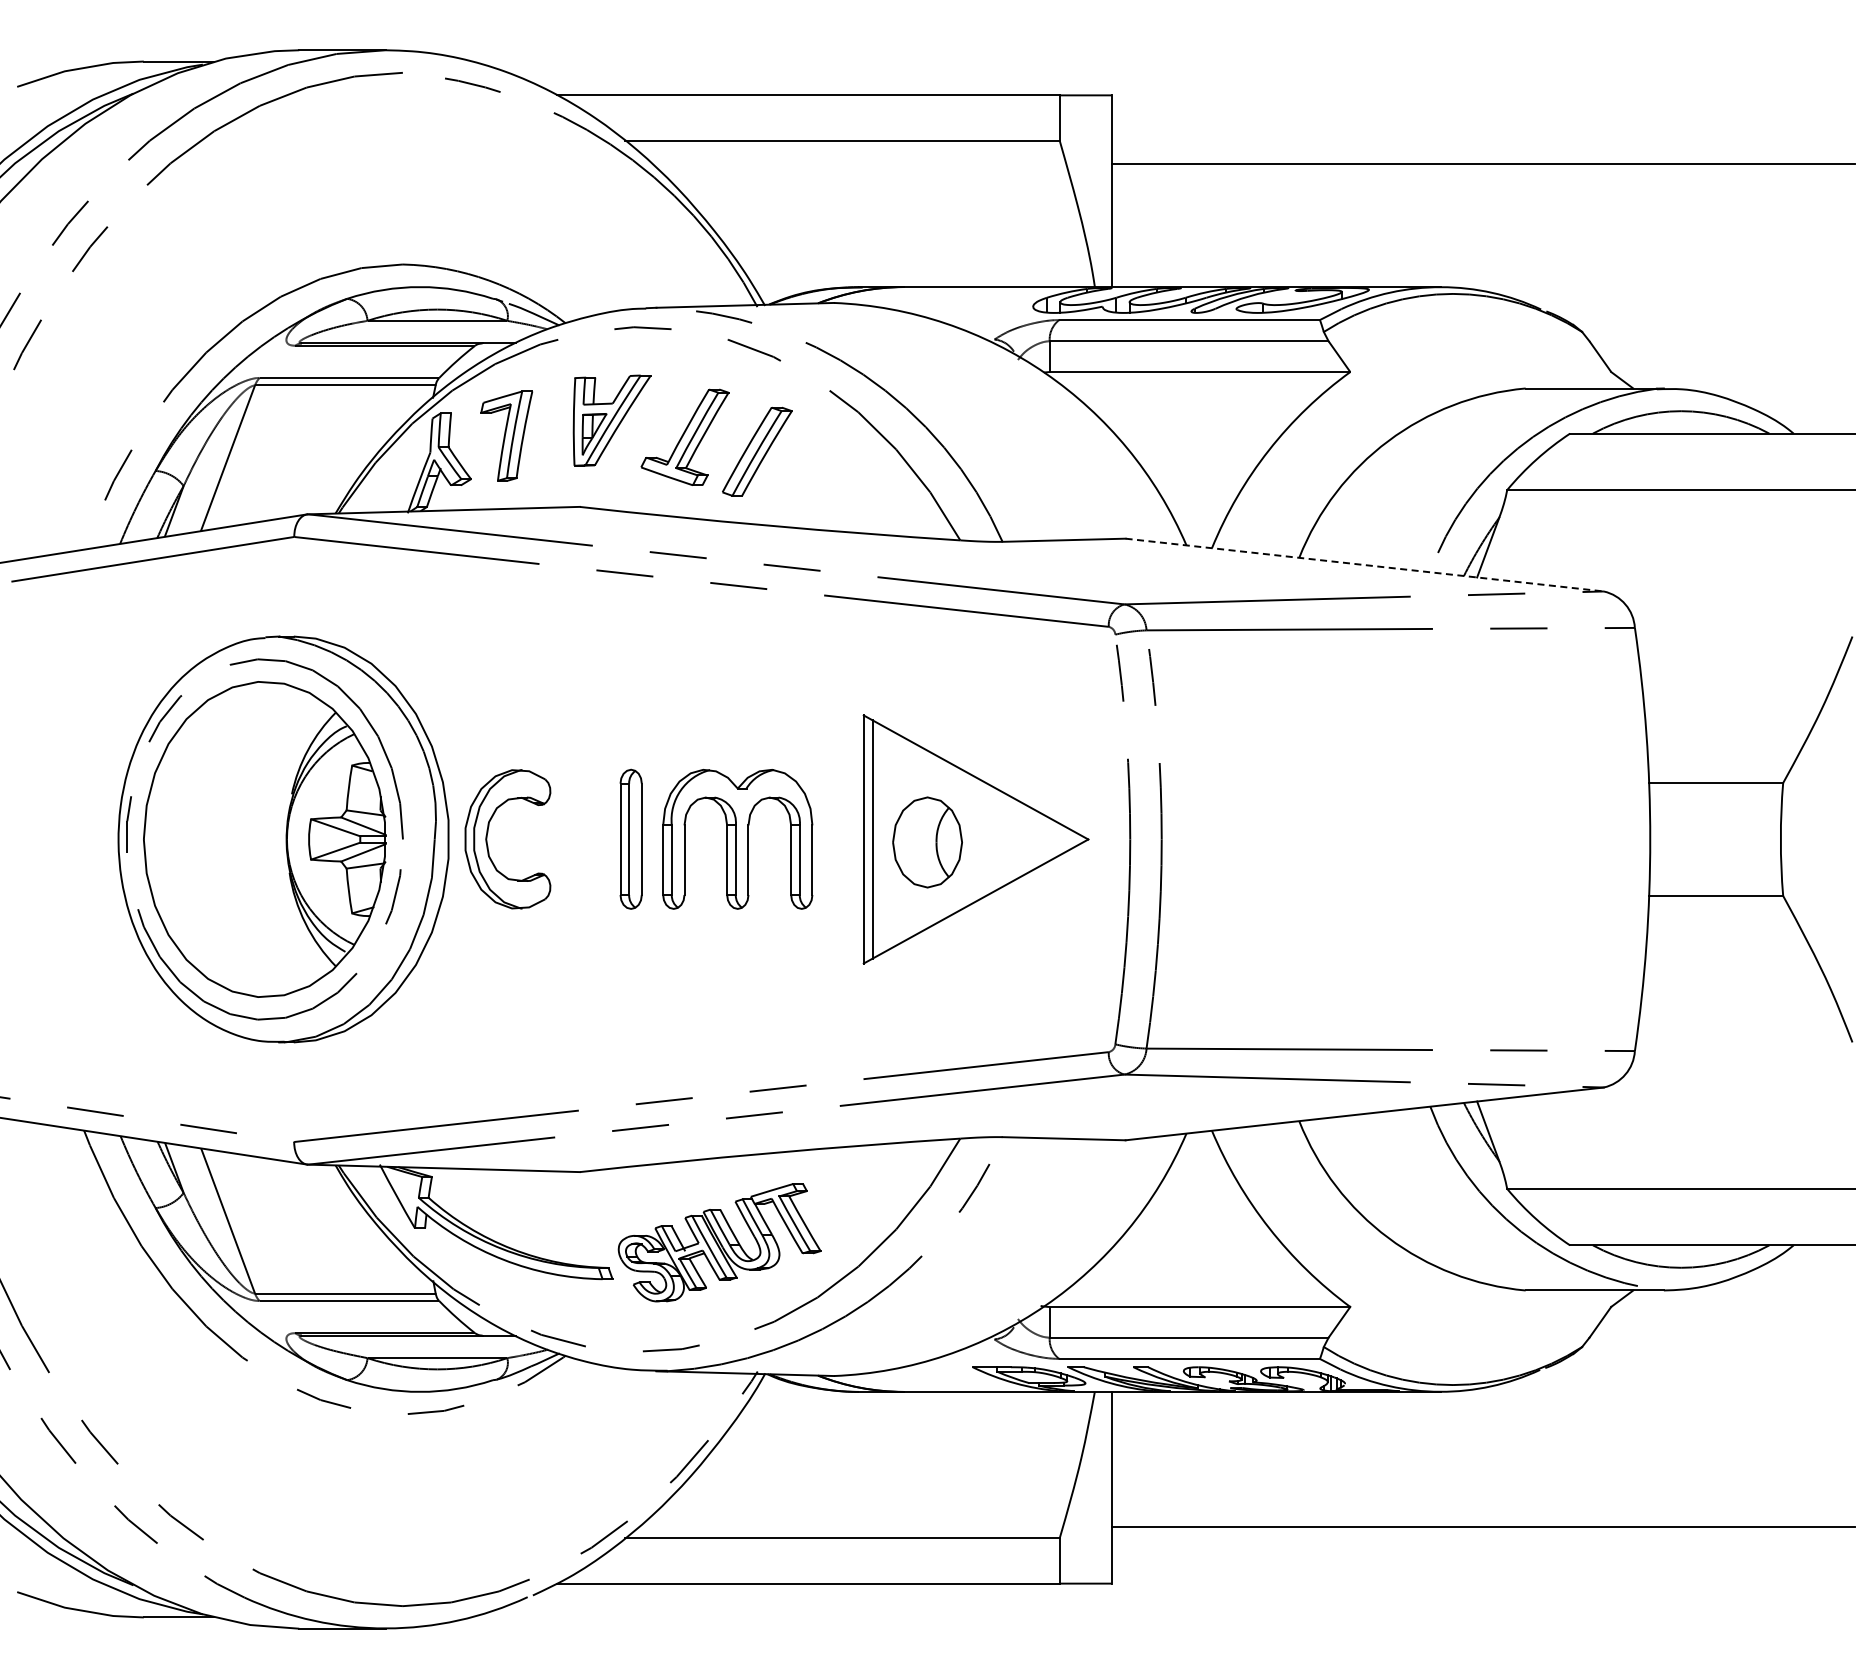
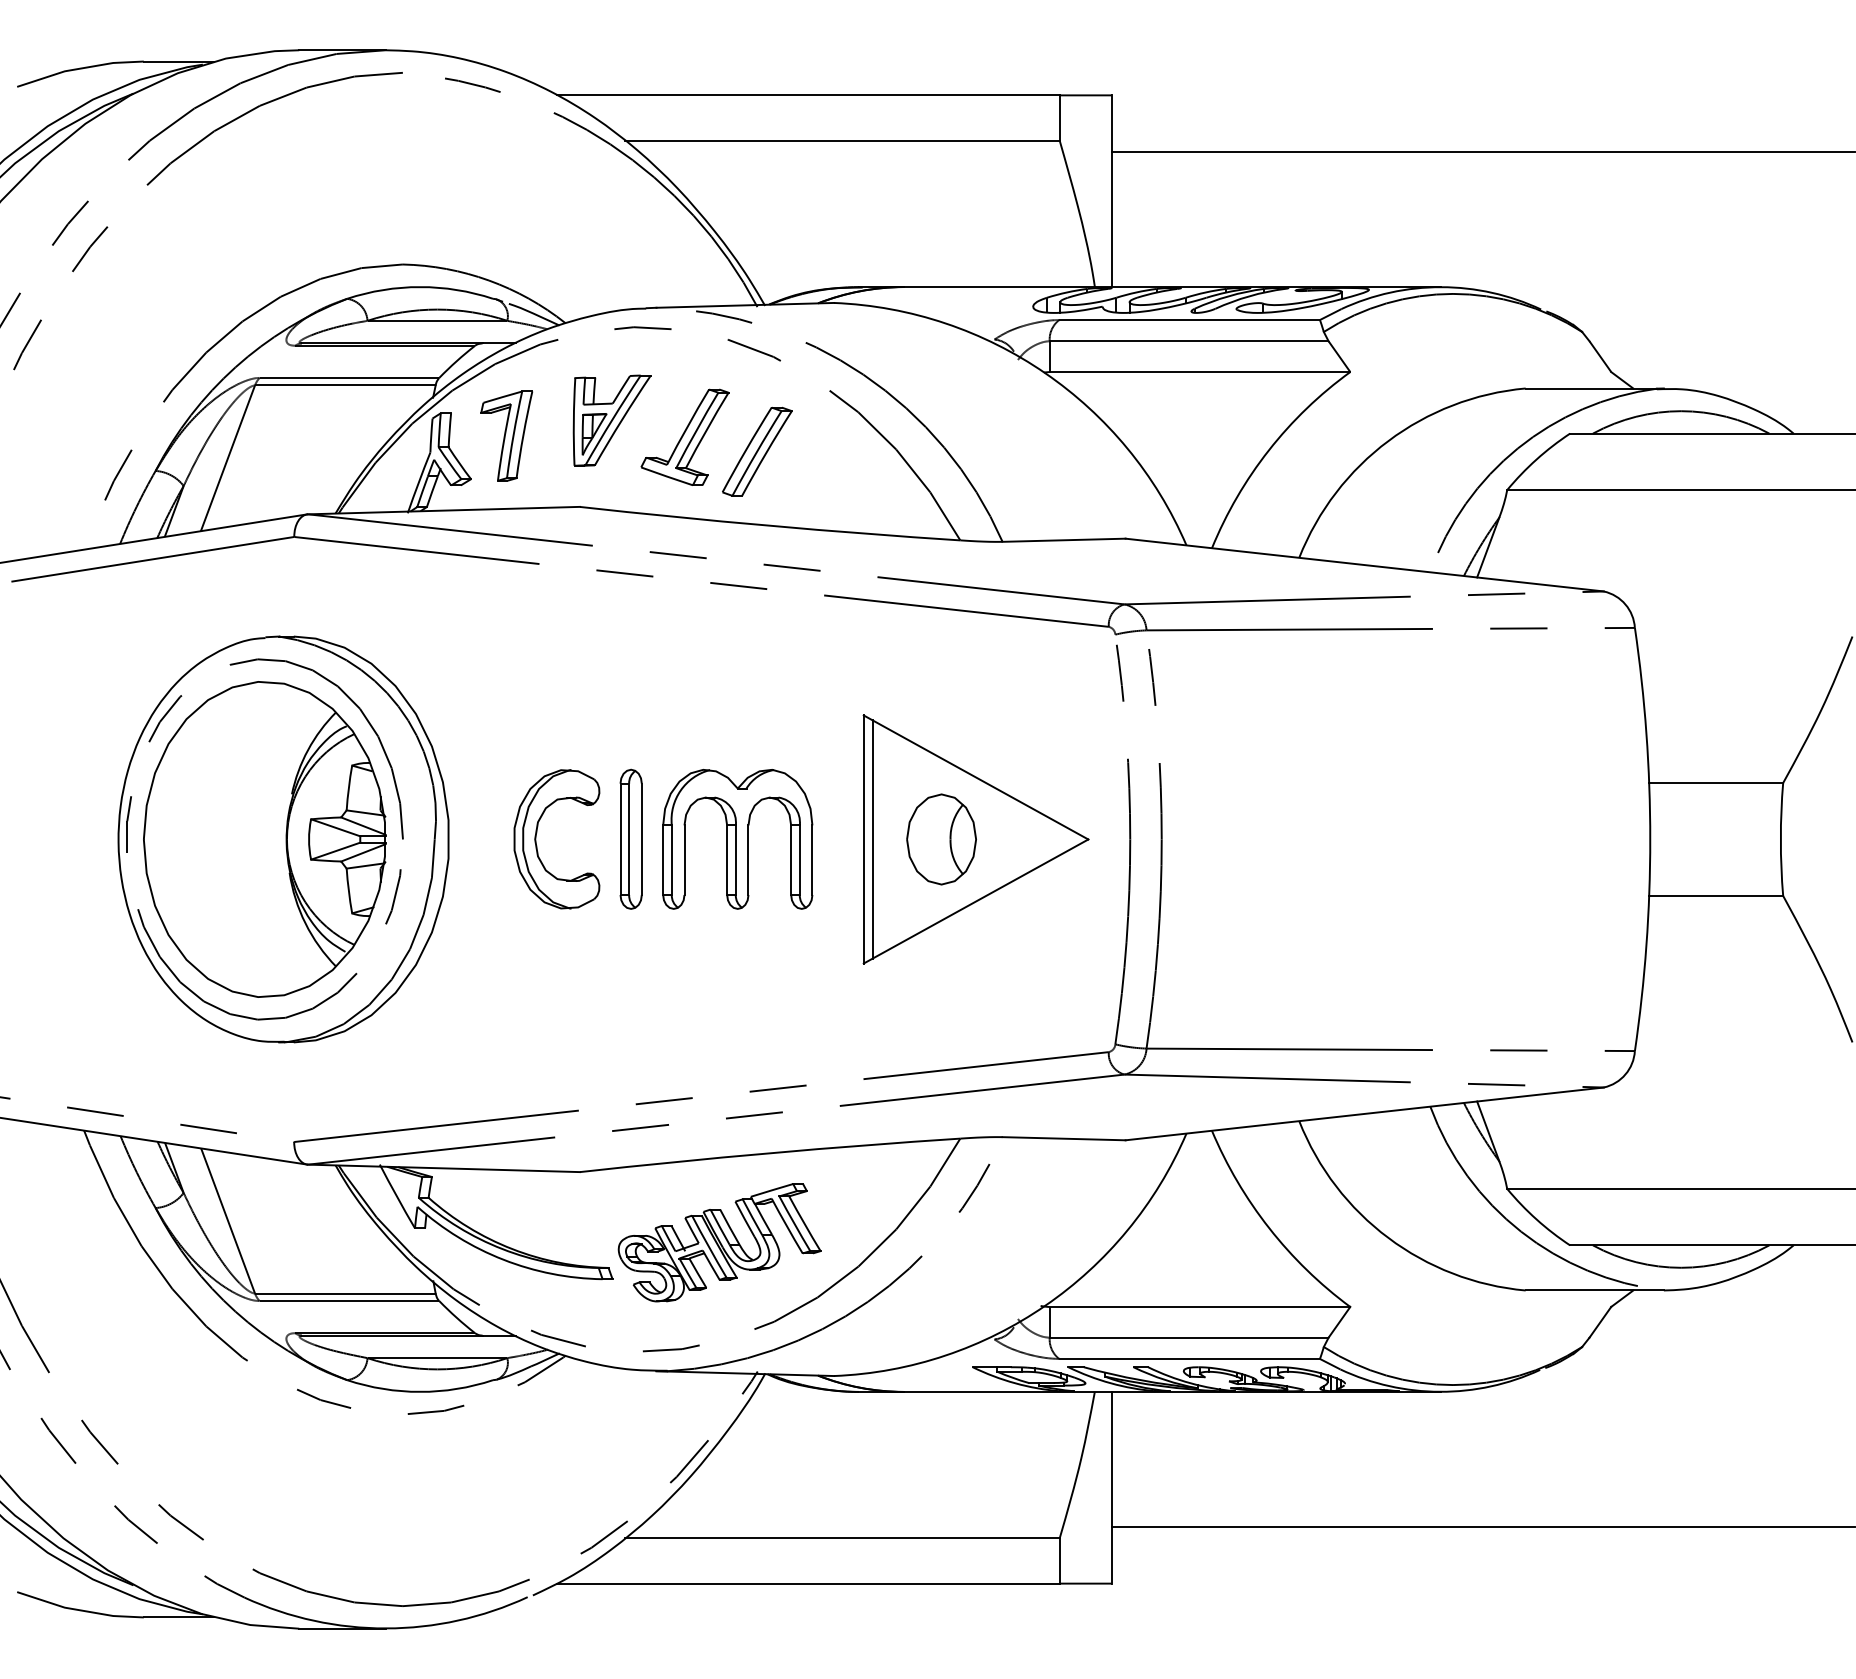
line position: (1481, 163) -> (1481, 151) (1481, 151)
line: dashed -> solid (1364, 565)
part position: (927, 842) -> (941, 839) (941, 839)
part position: (488, 845) -> (537, 845) (537, 845)
